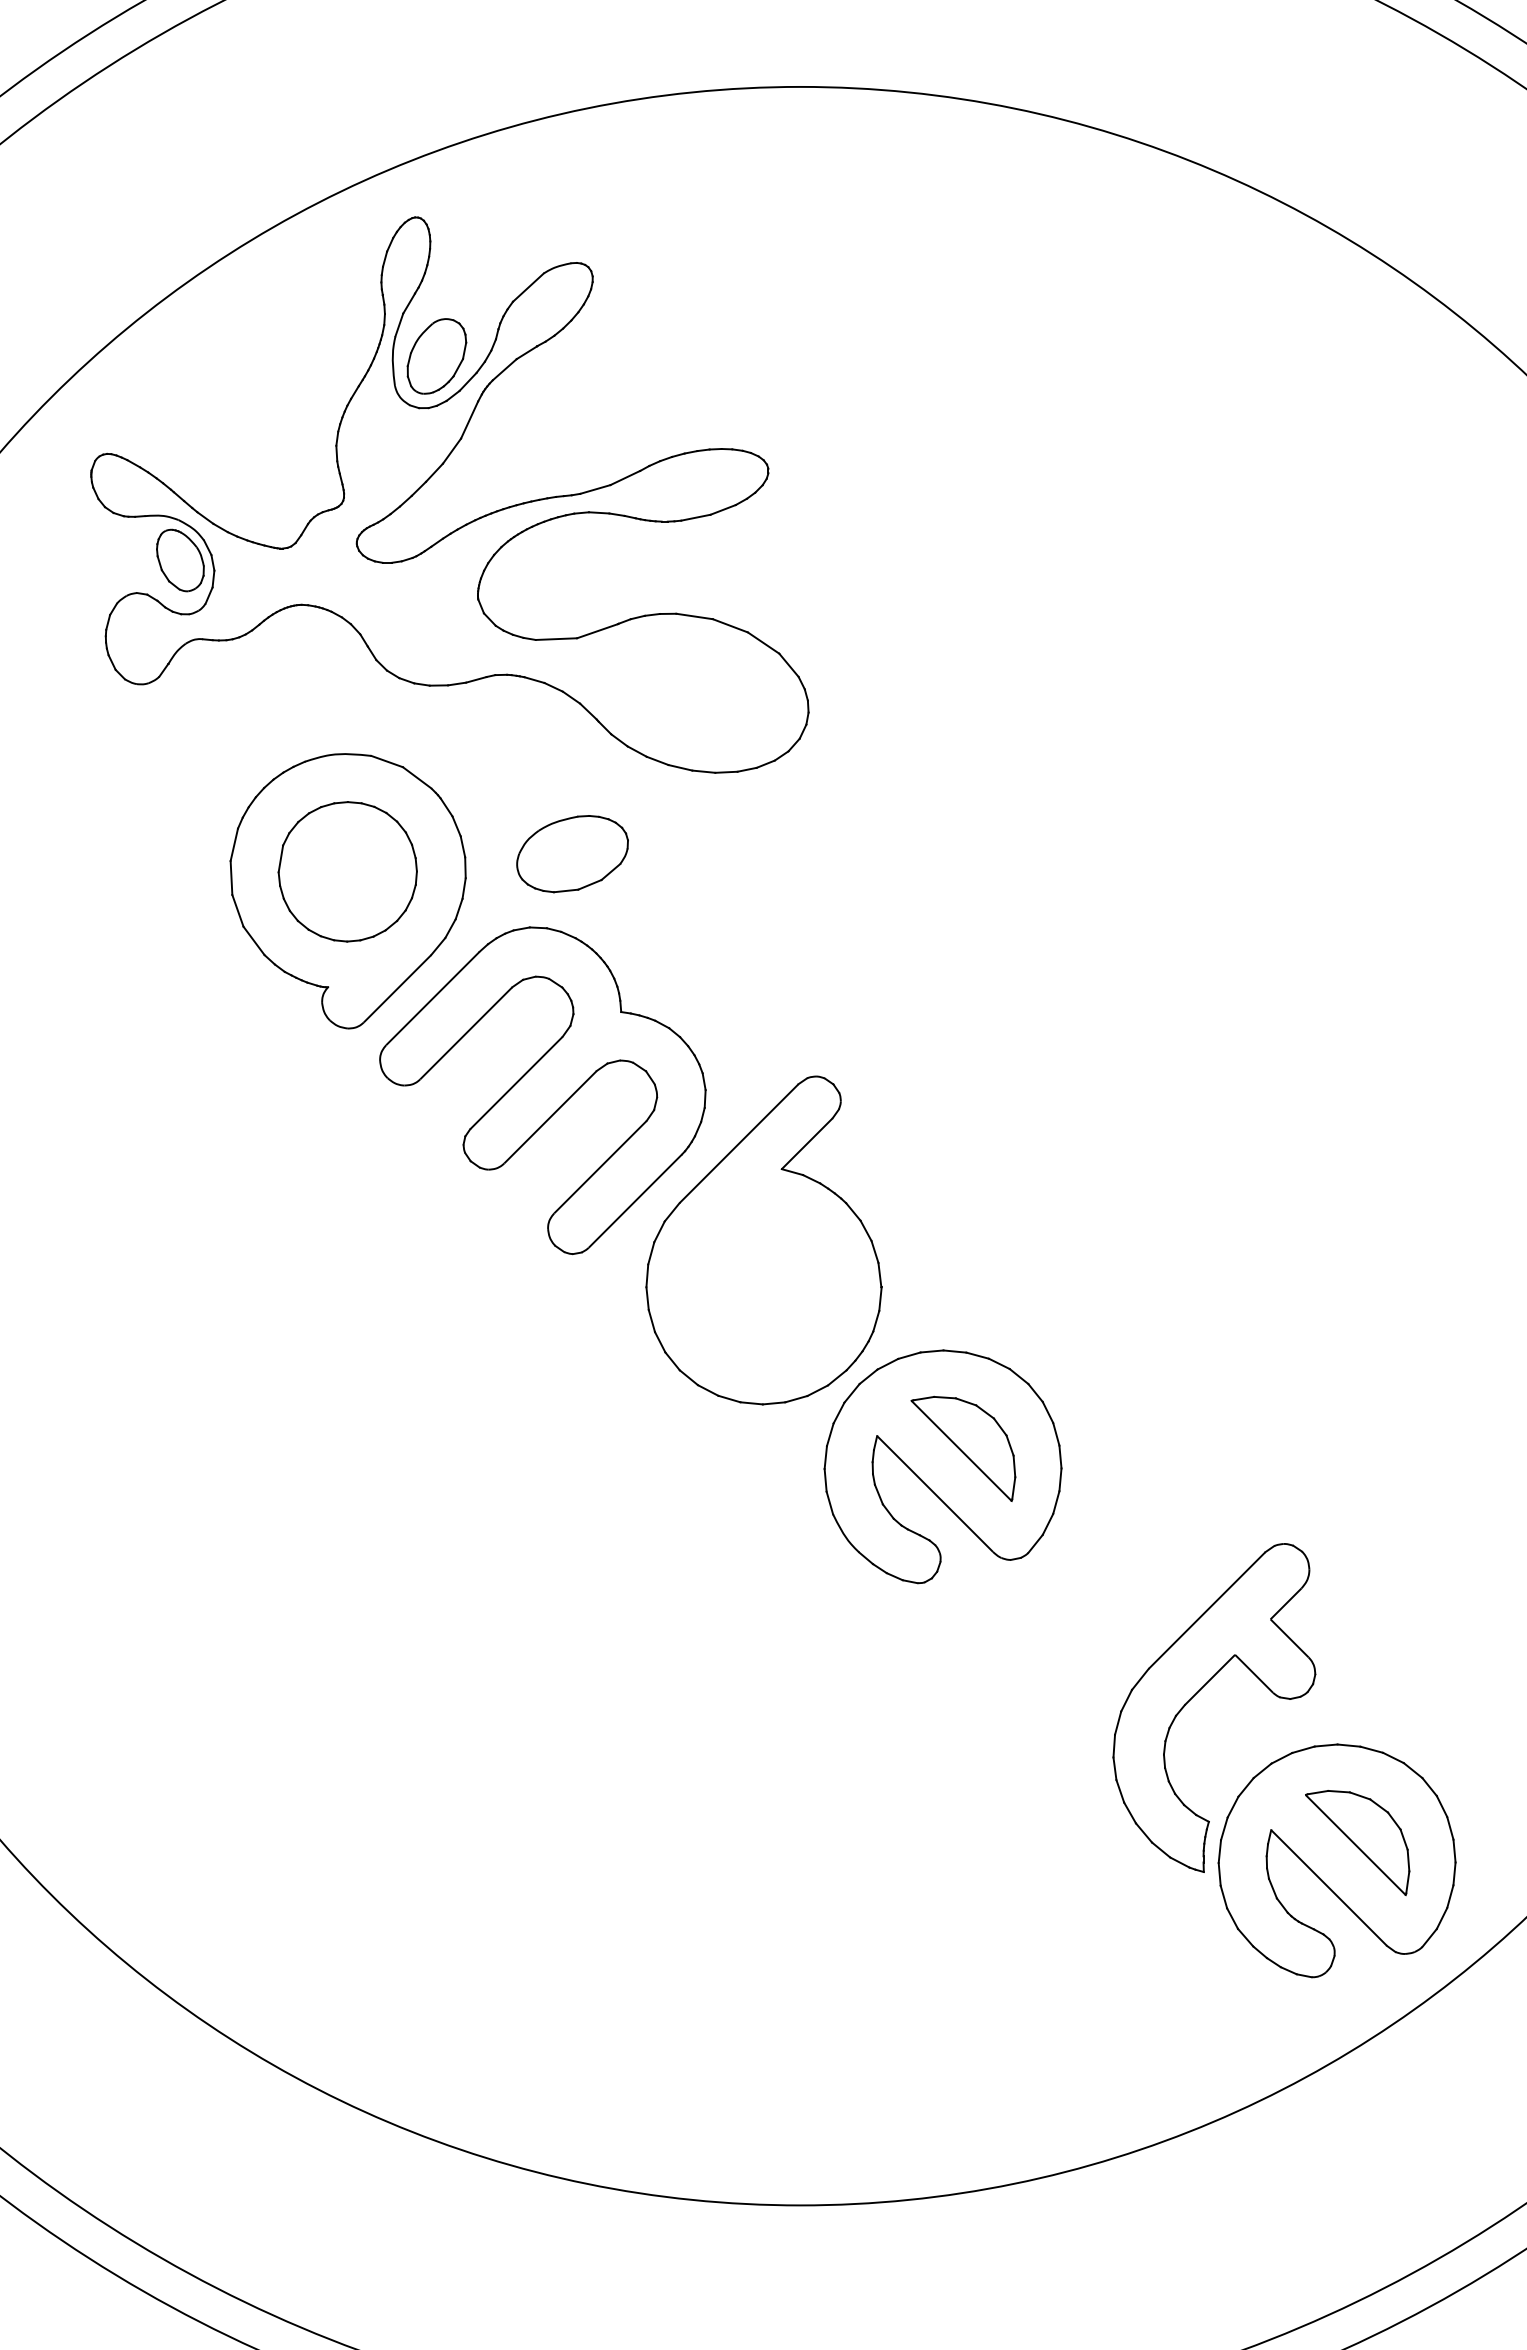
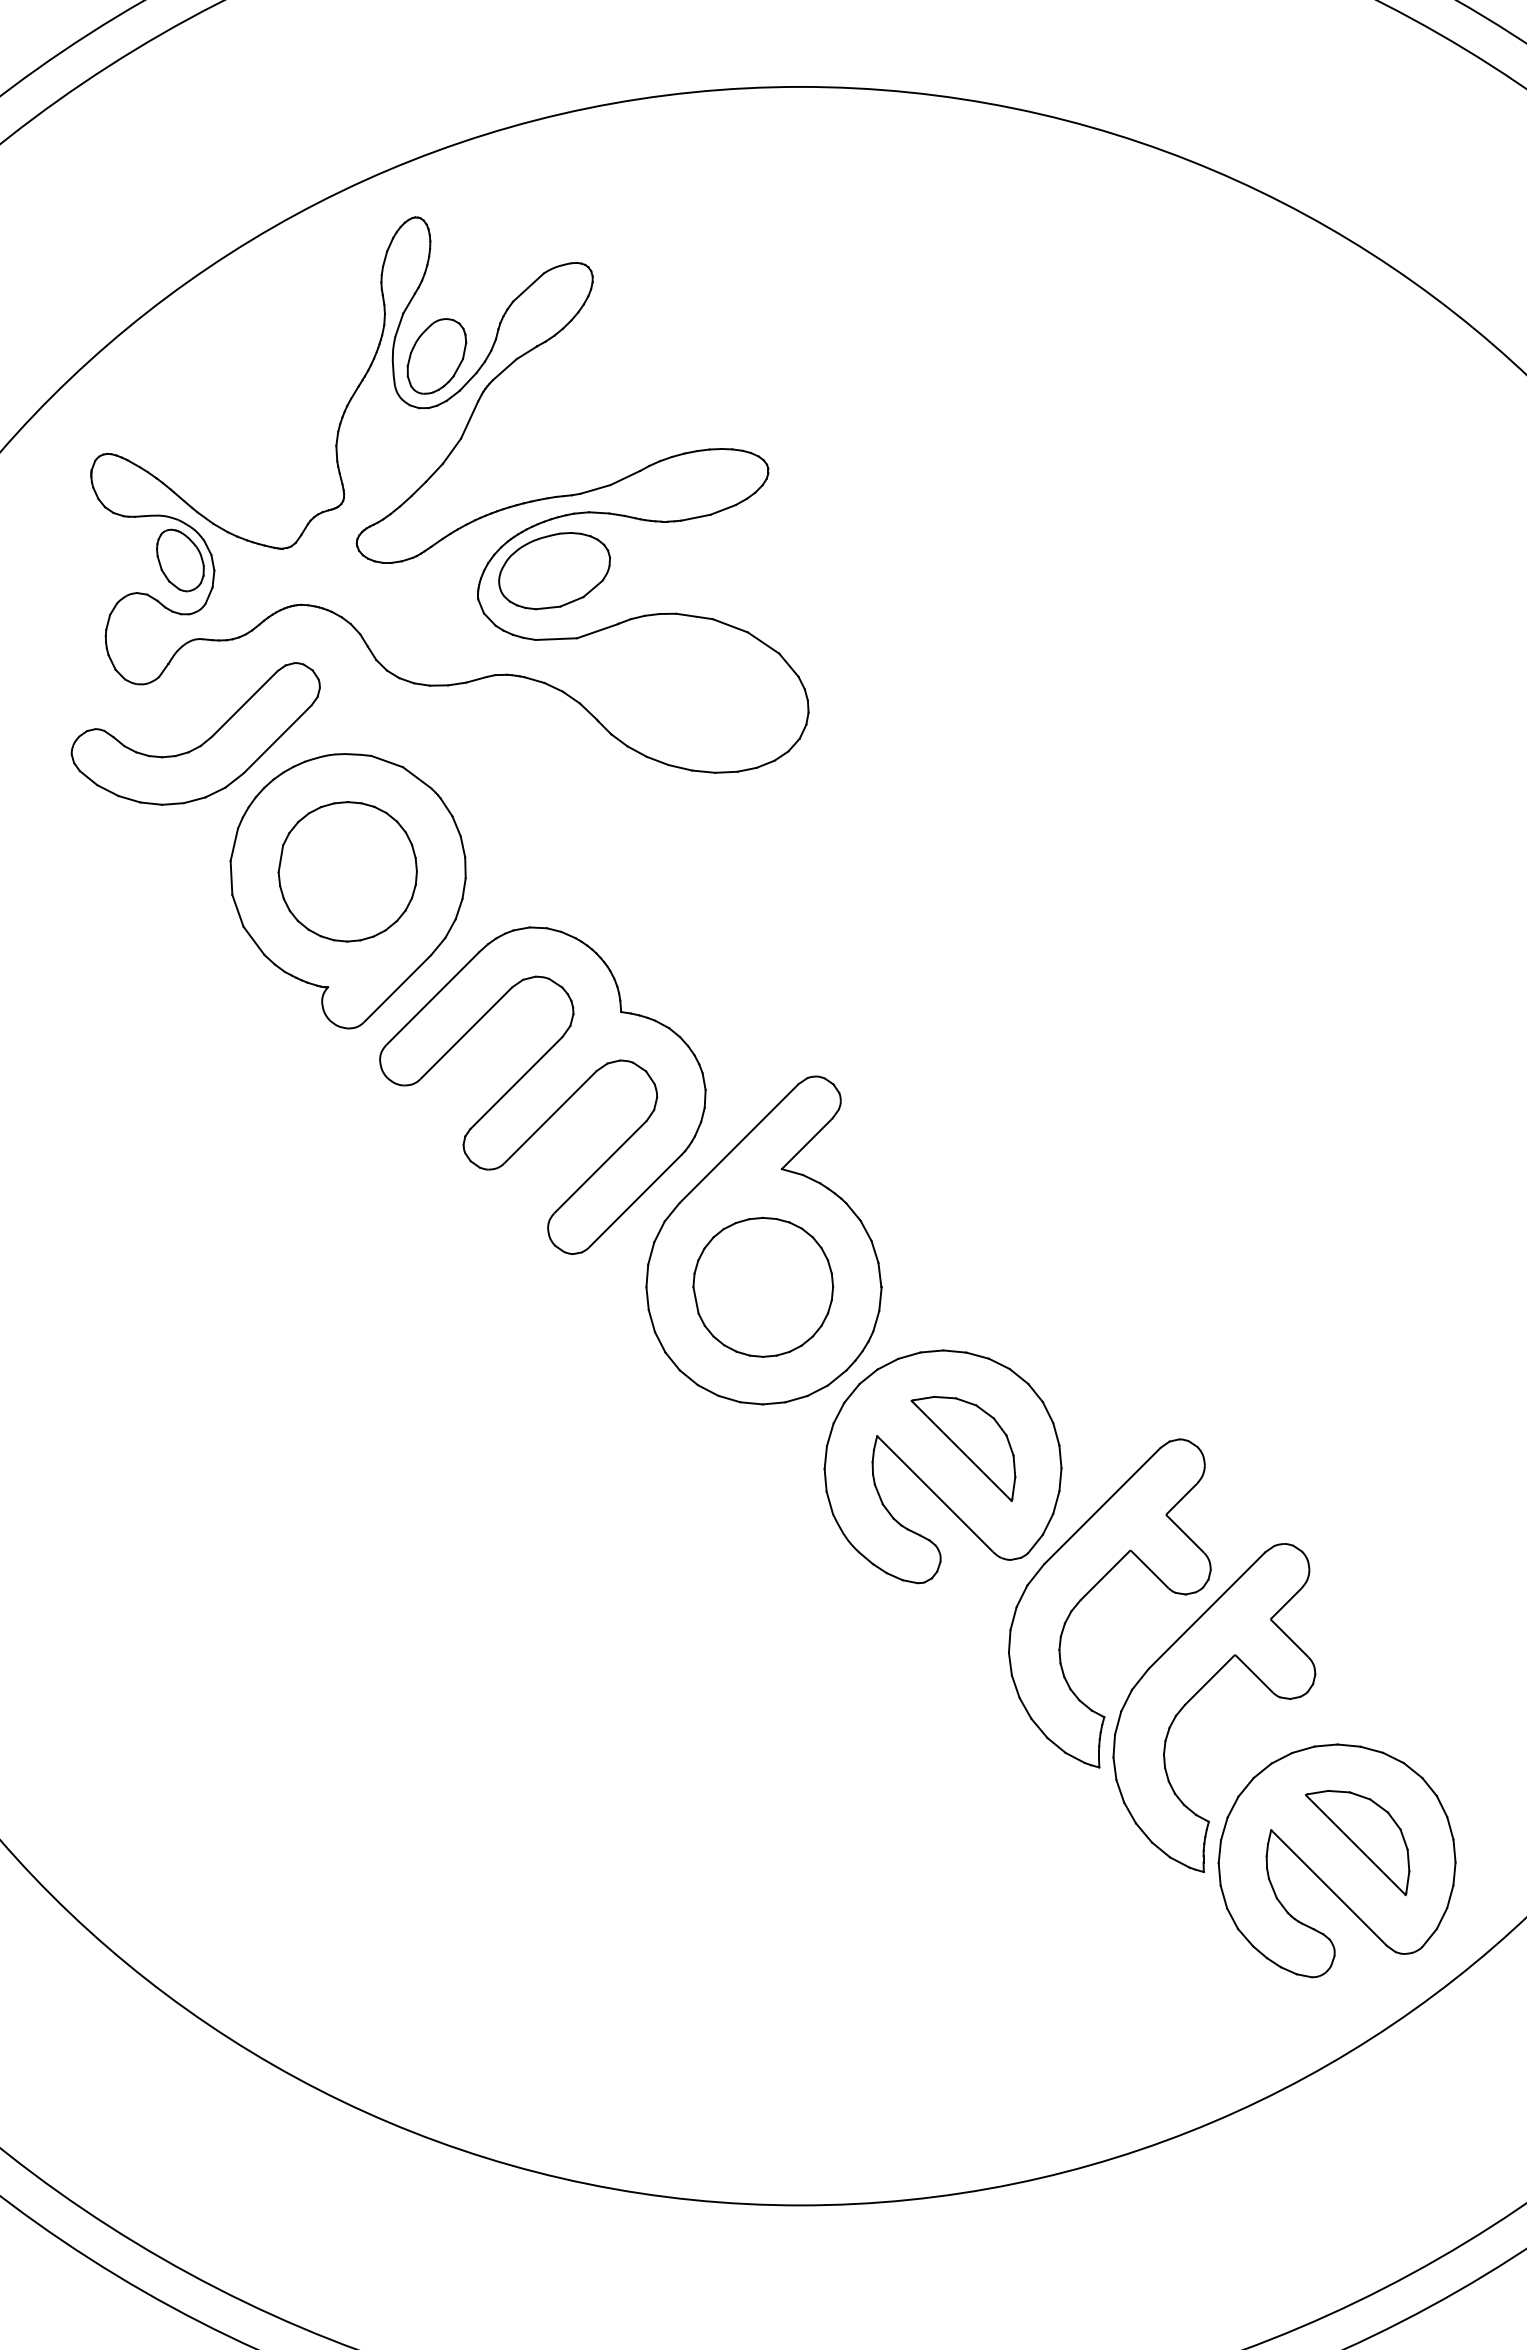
part: none -> present (204, 741)
part position: (572, 854) -> (554, 571) (554, 571)
part: none -> present (763, 1286)
part: none -> present (1094, 1587)
